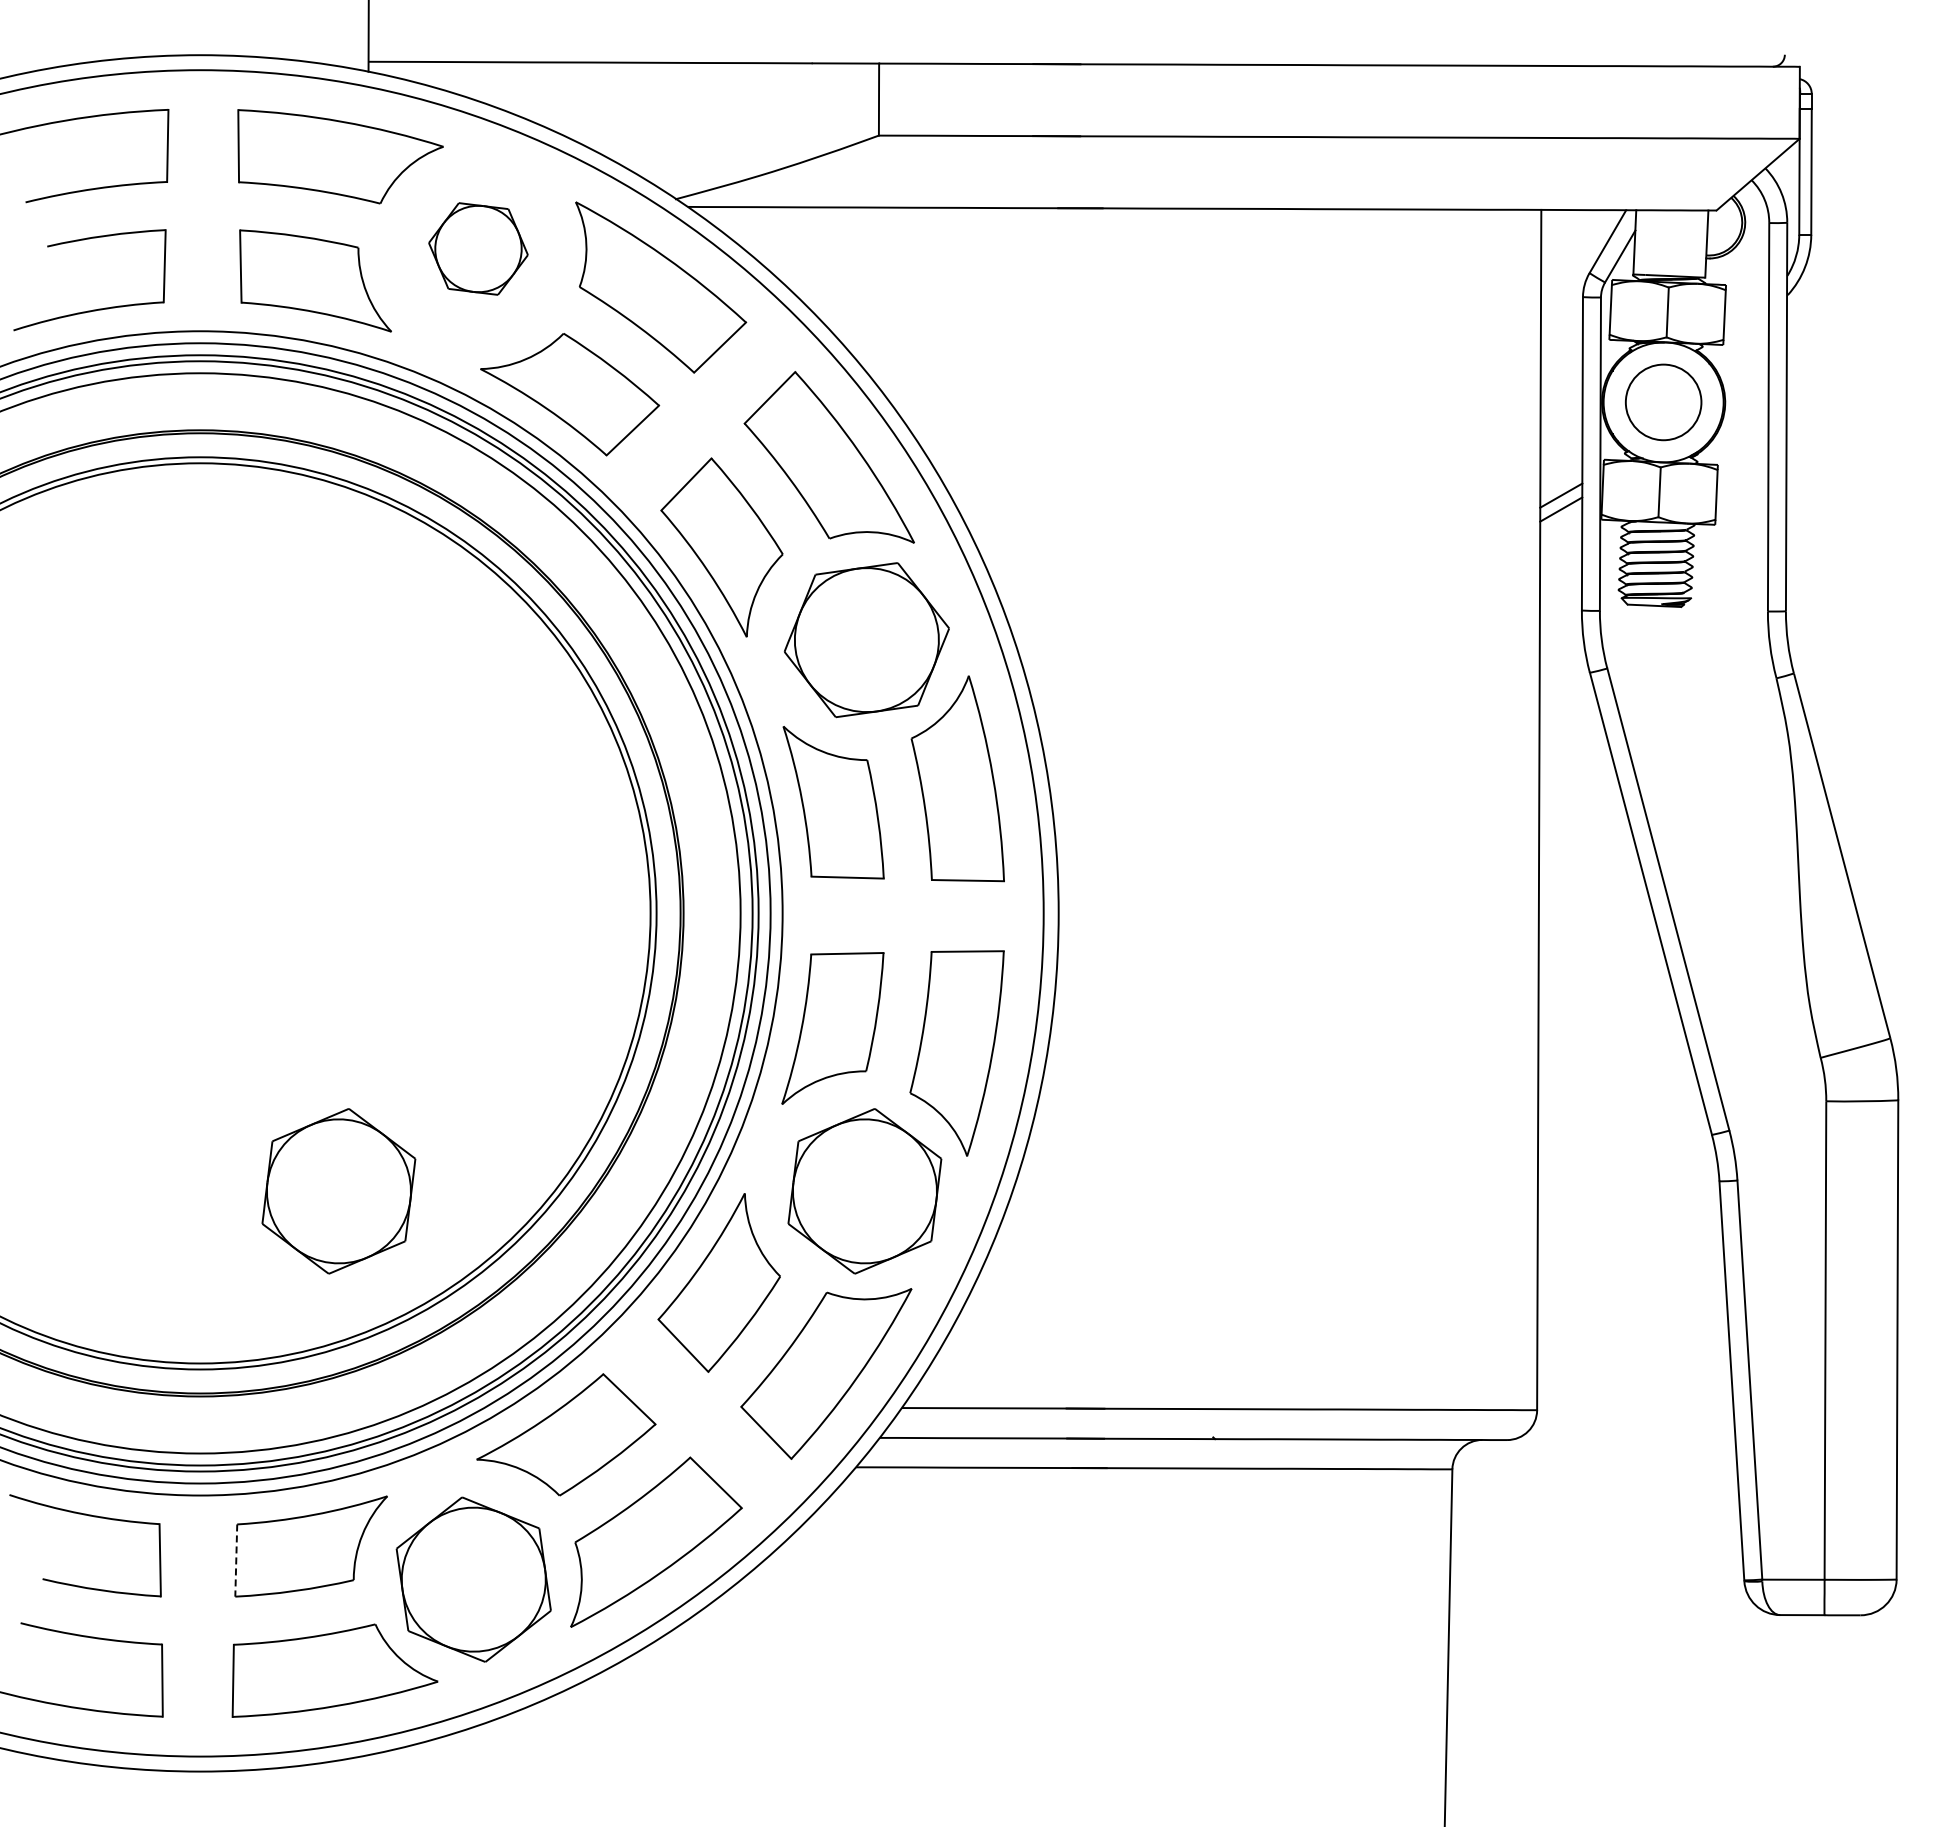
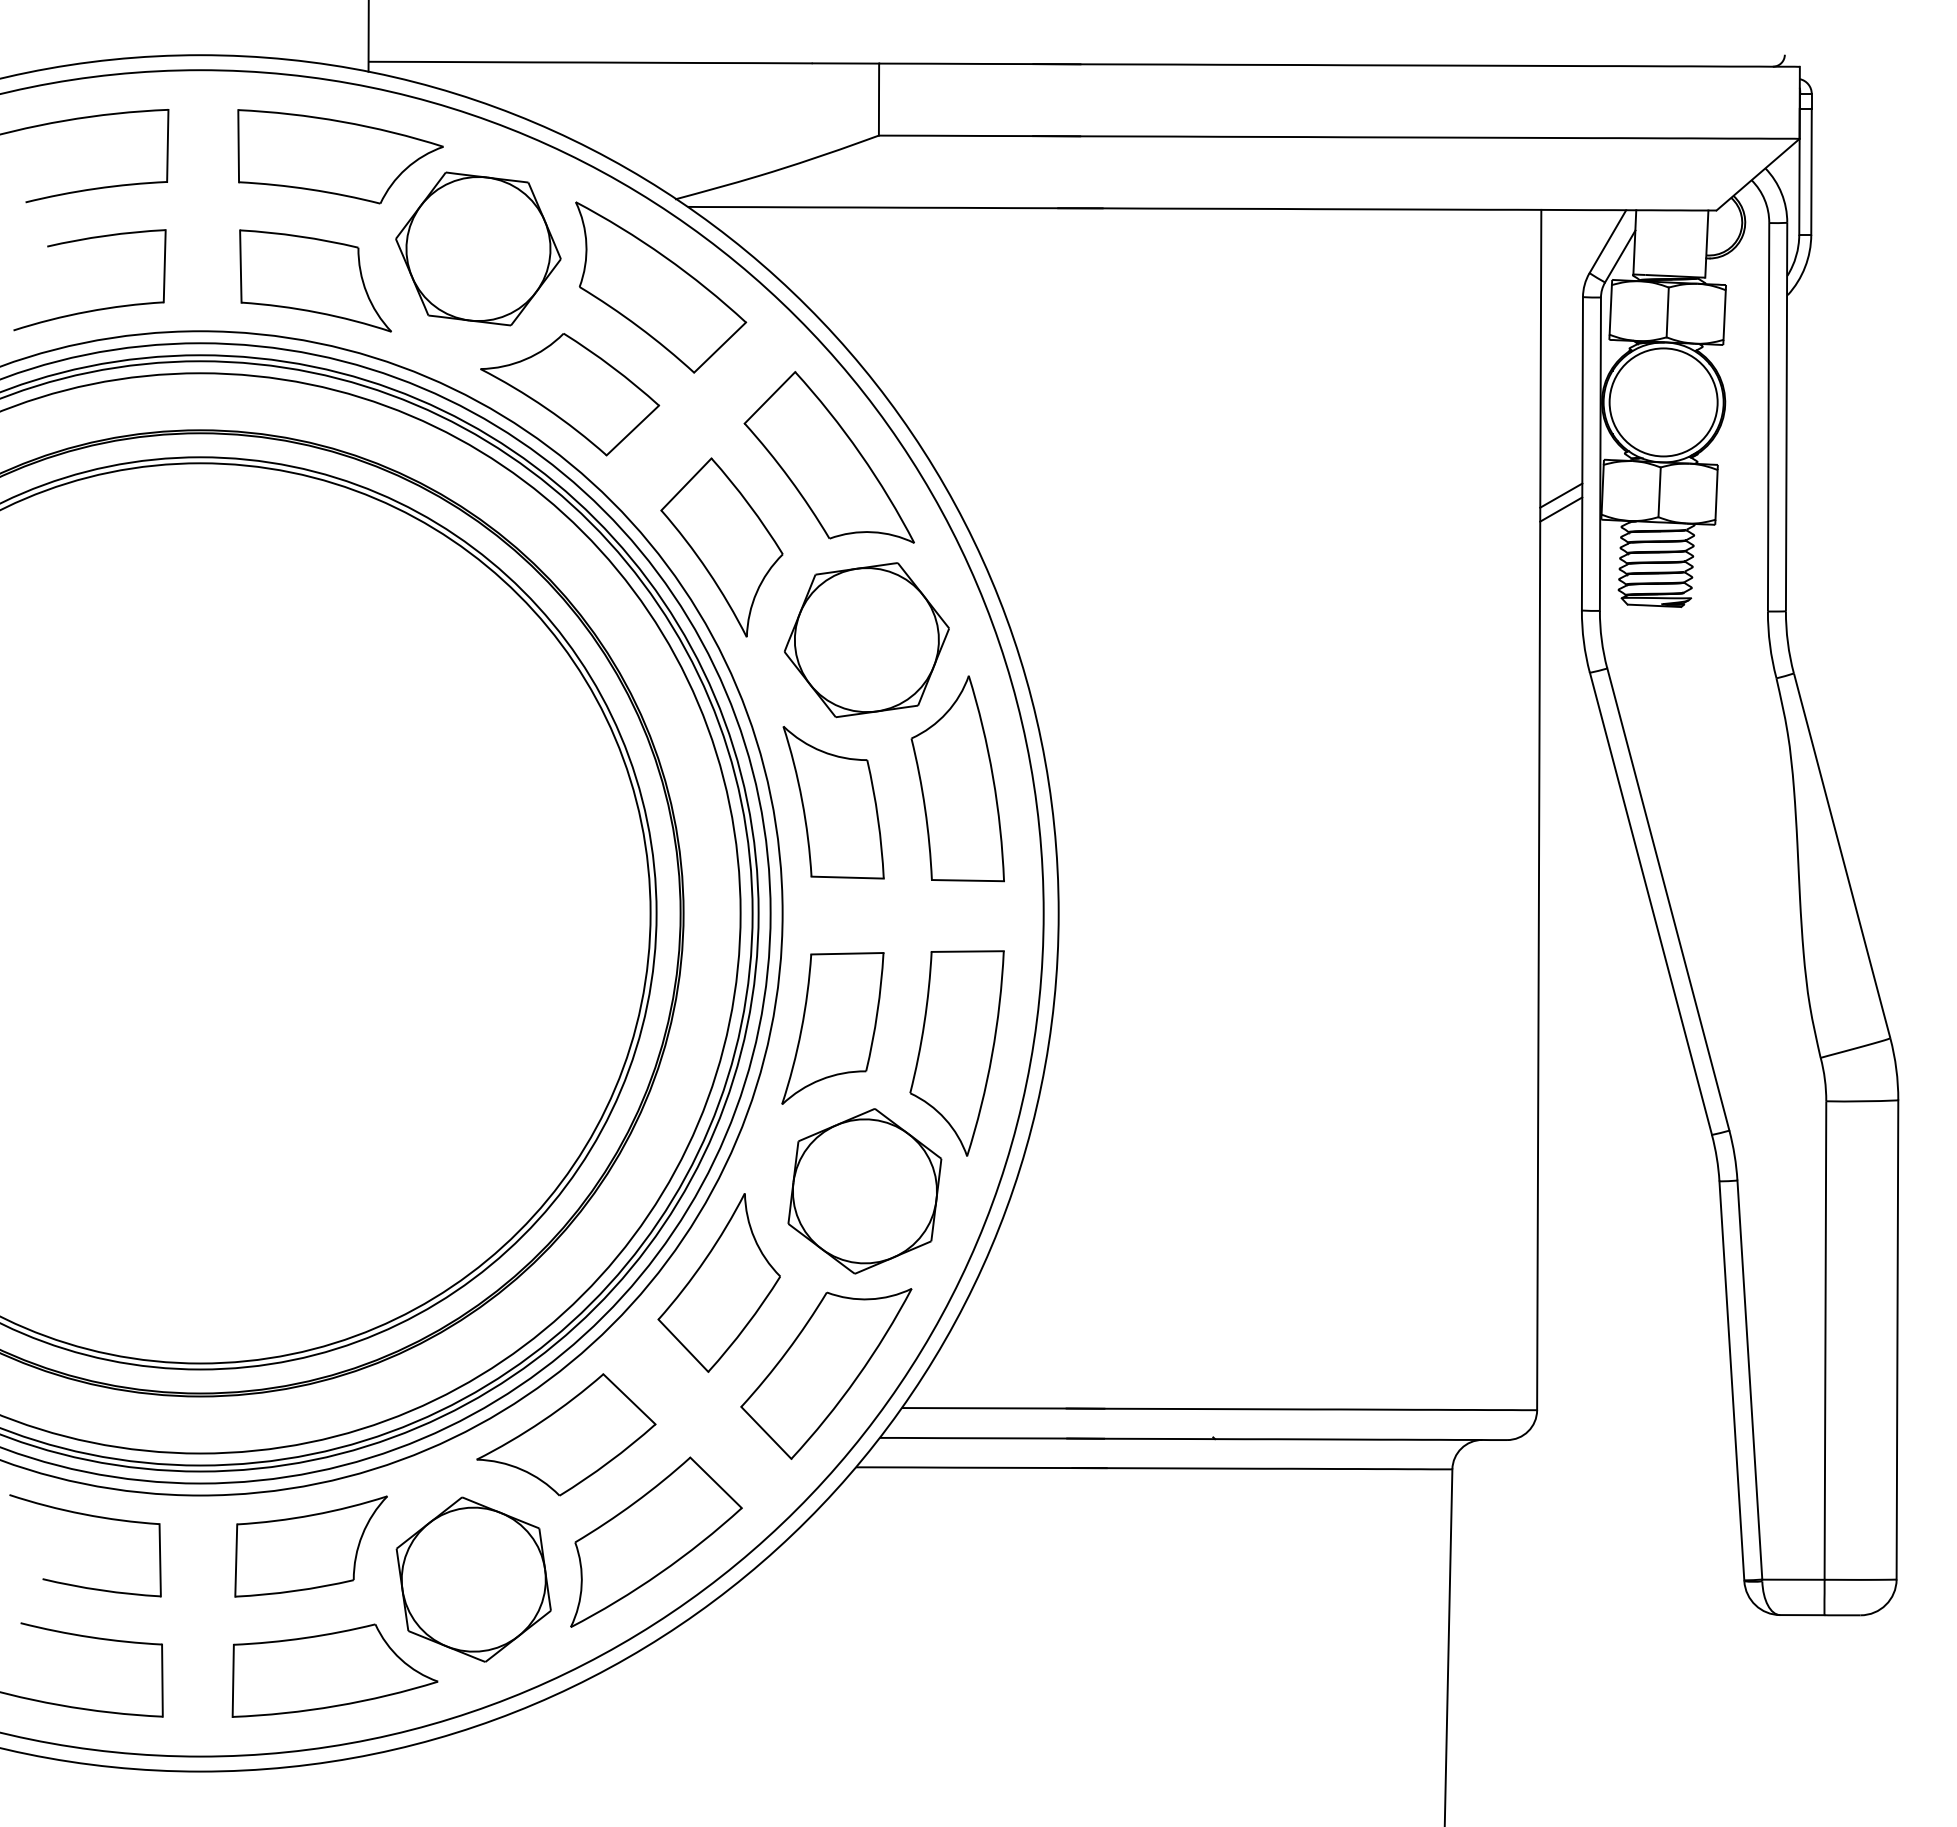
part size: 101x94 px -> 167x156 px (478, 248)
circle diameter: 76 px -> 108 px (1663, 402)
part: present -> none (338, 1191)
line: dashed -> solid (236, 1561)
